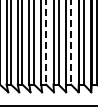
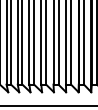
line: dashed -> solid (46, 42)
line: dashed -> solid (71, 42)
